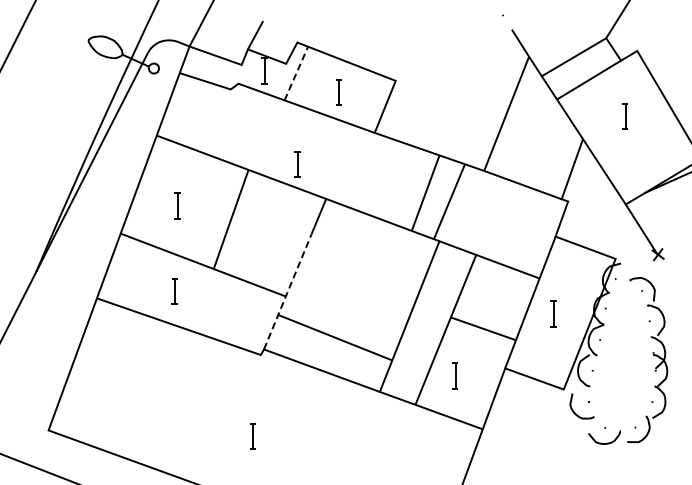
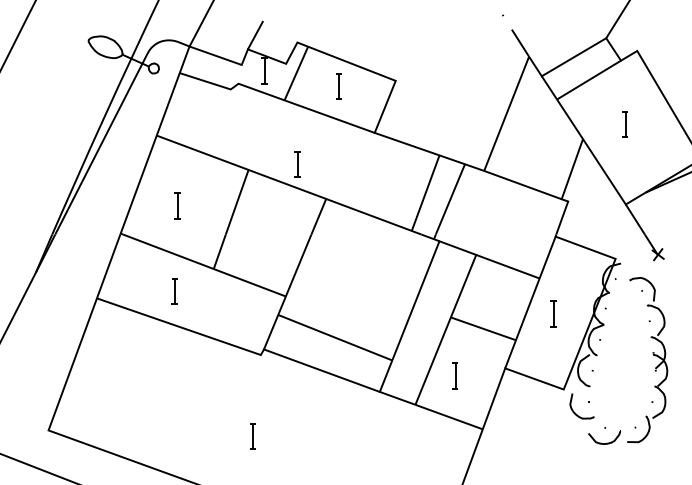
line: dashed -> solid (296, 74)
part position: (338, 92) -> (338, 86) (338, 86)
part position: (624, 116) -> (624, 124) (624, 124)
line: dashed -> solid (287, 292)
